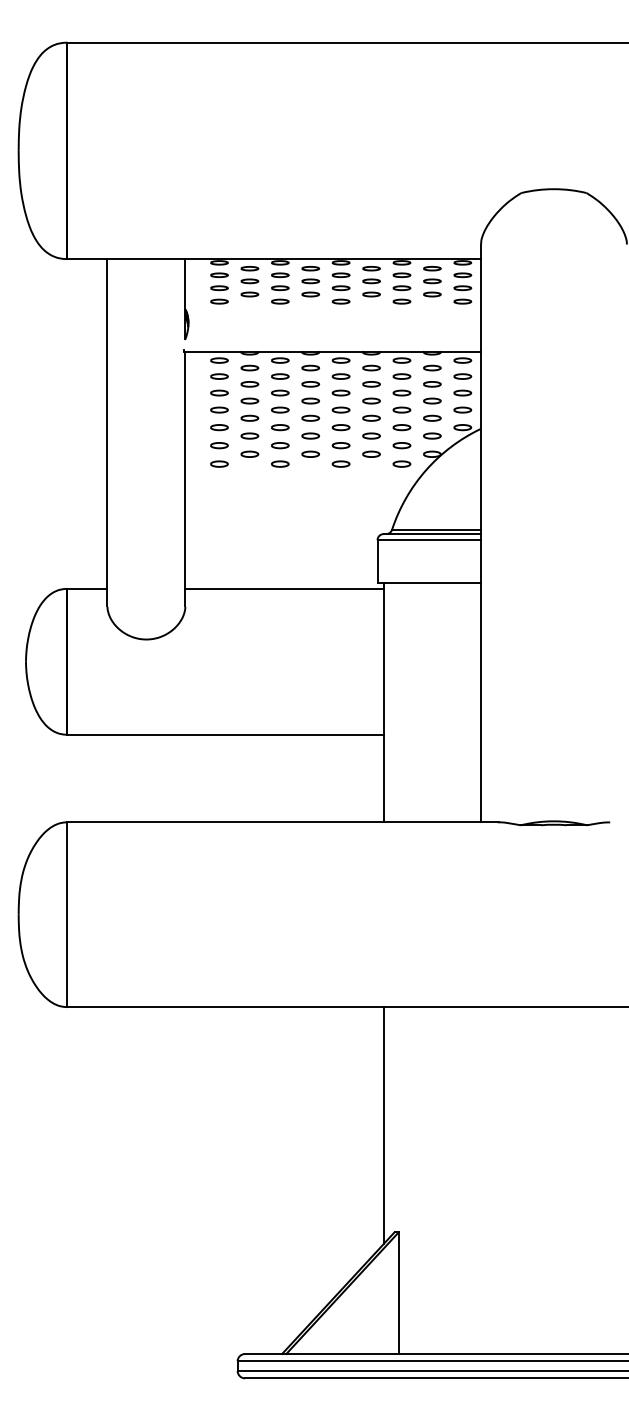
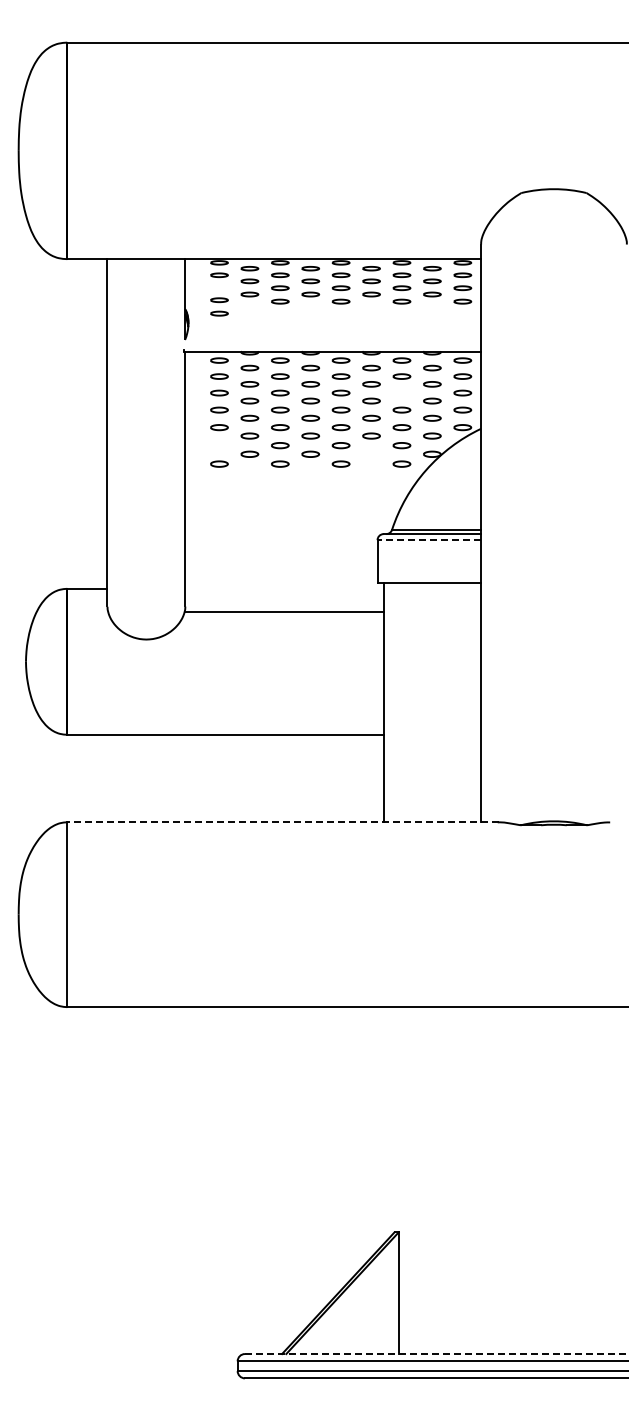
part position: (219, 294) -> (219, 306) (219, 306)
part: present -> none (401, 392)
part: present -> none (219, 445)
part: present -> none (371, 453)
line: solid -> dashed (429, 540)
line position: (284, 589) -> (284, 612) (284, 612)
line: solid -> dashed (283, 822)
line: present -> none (383, 1125)
line: solid -> dashed (436, 1354)
